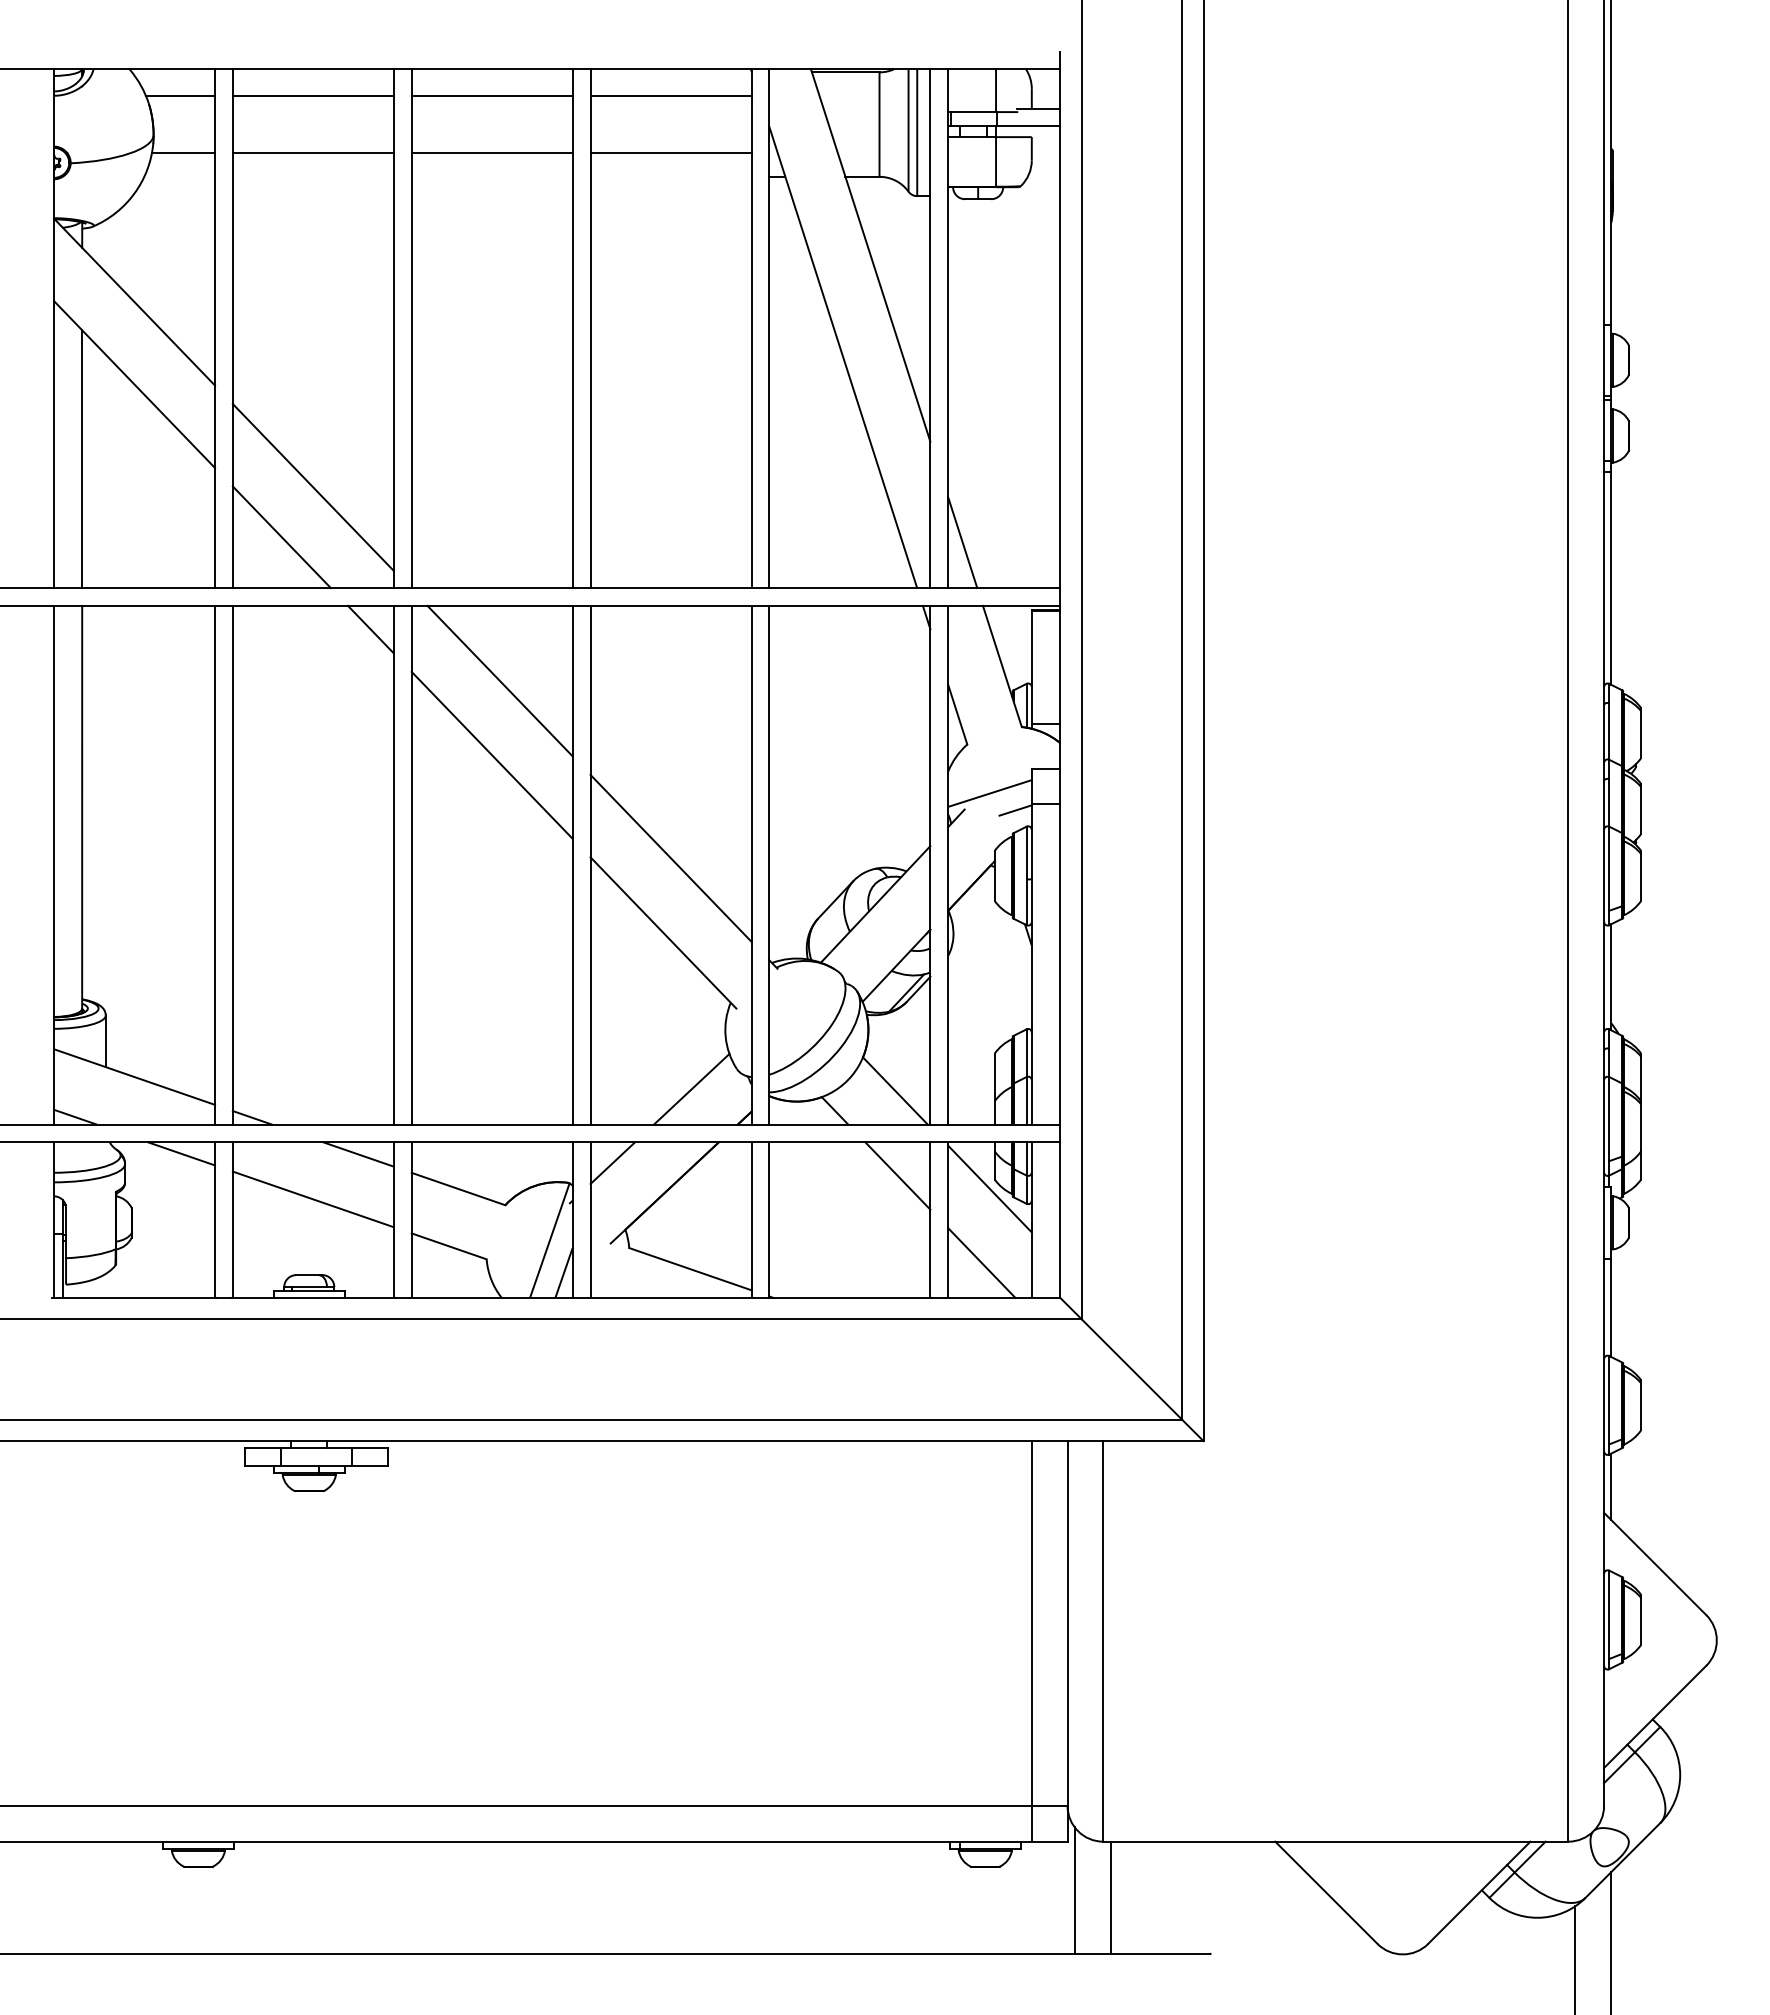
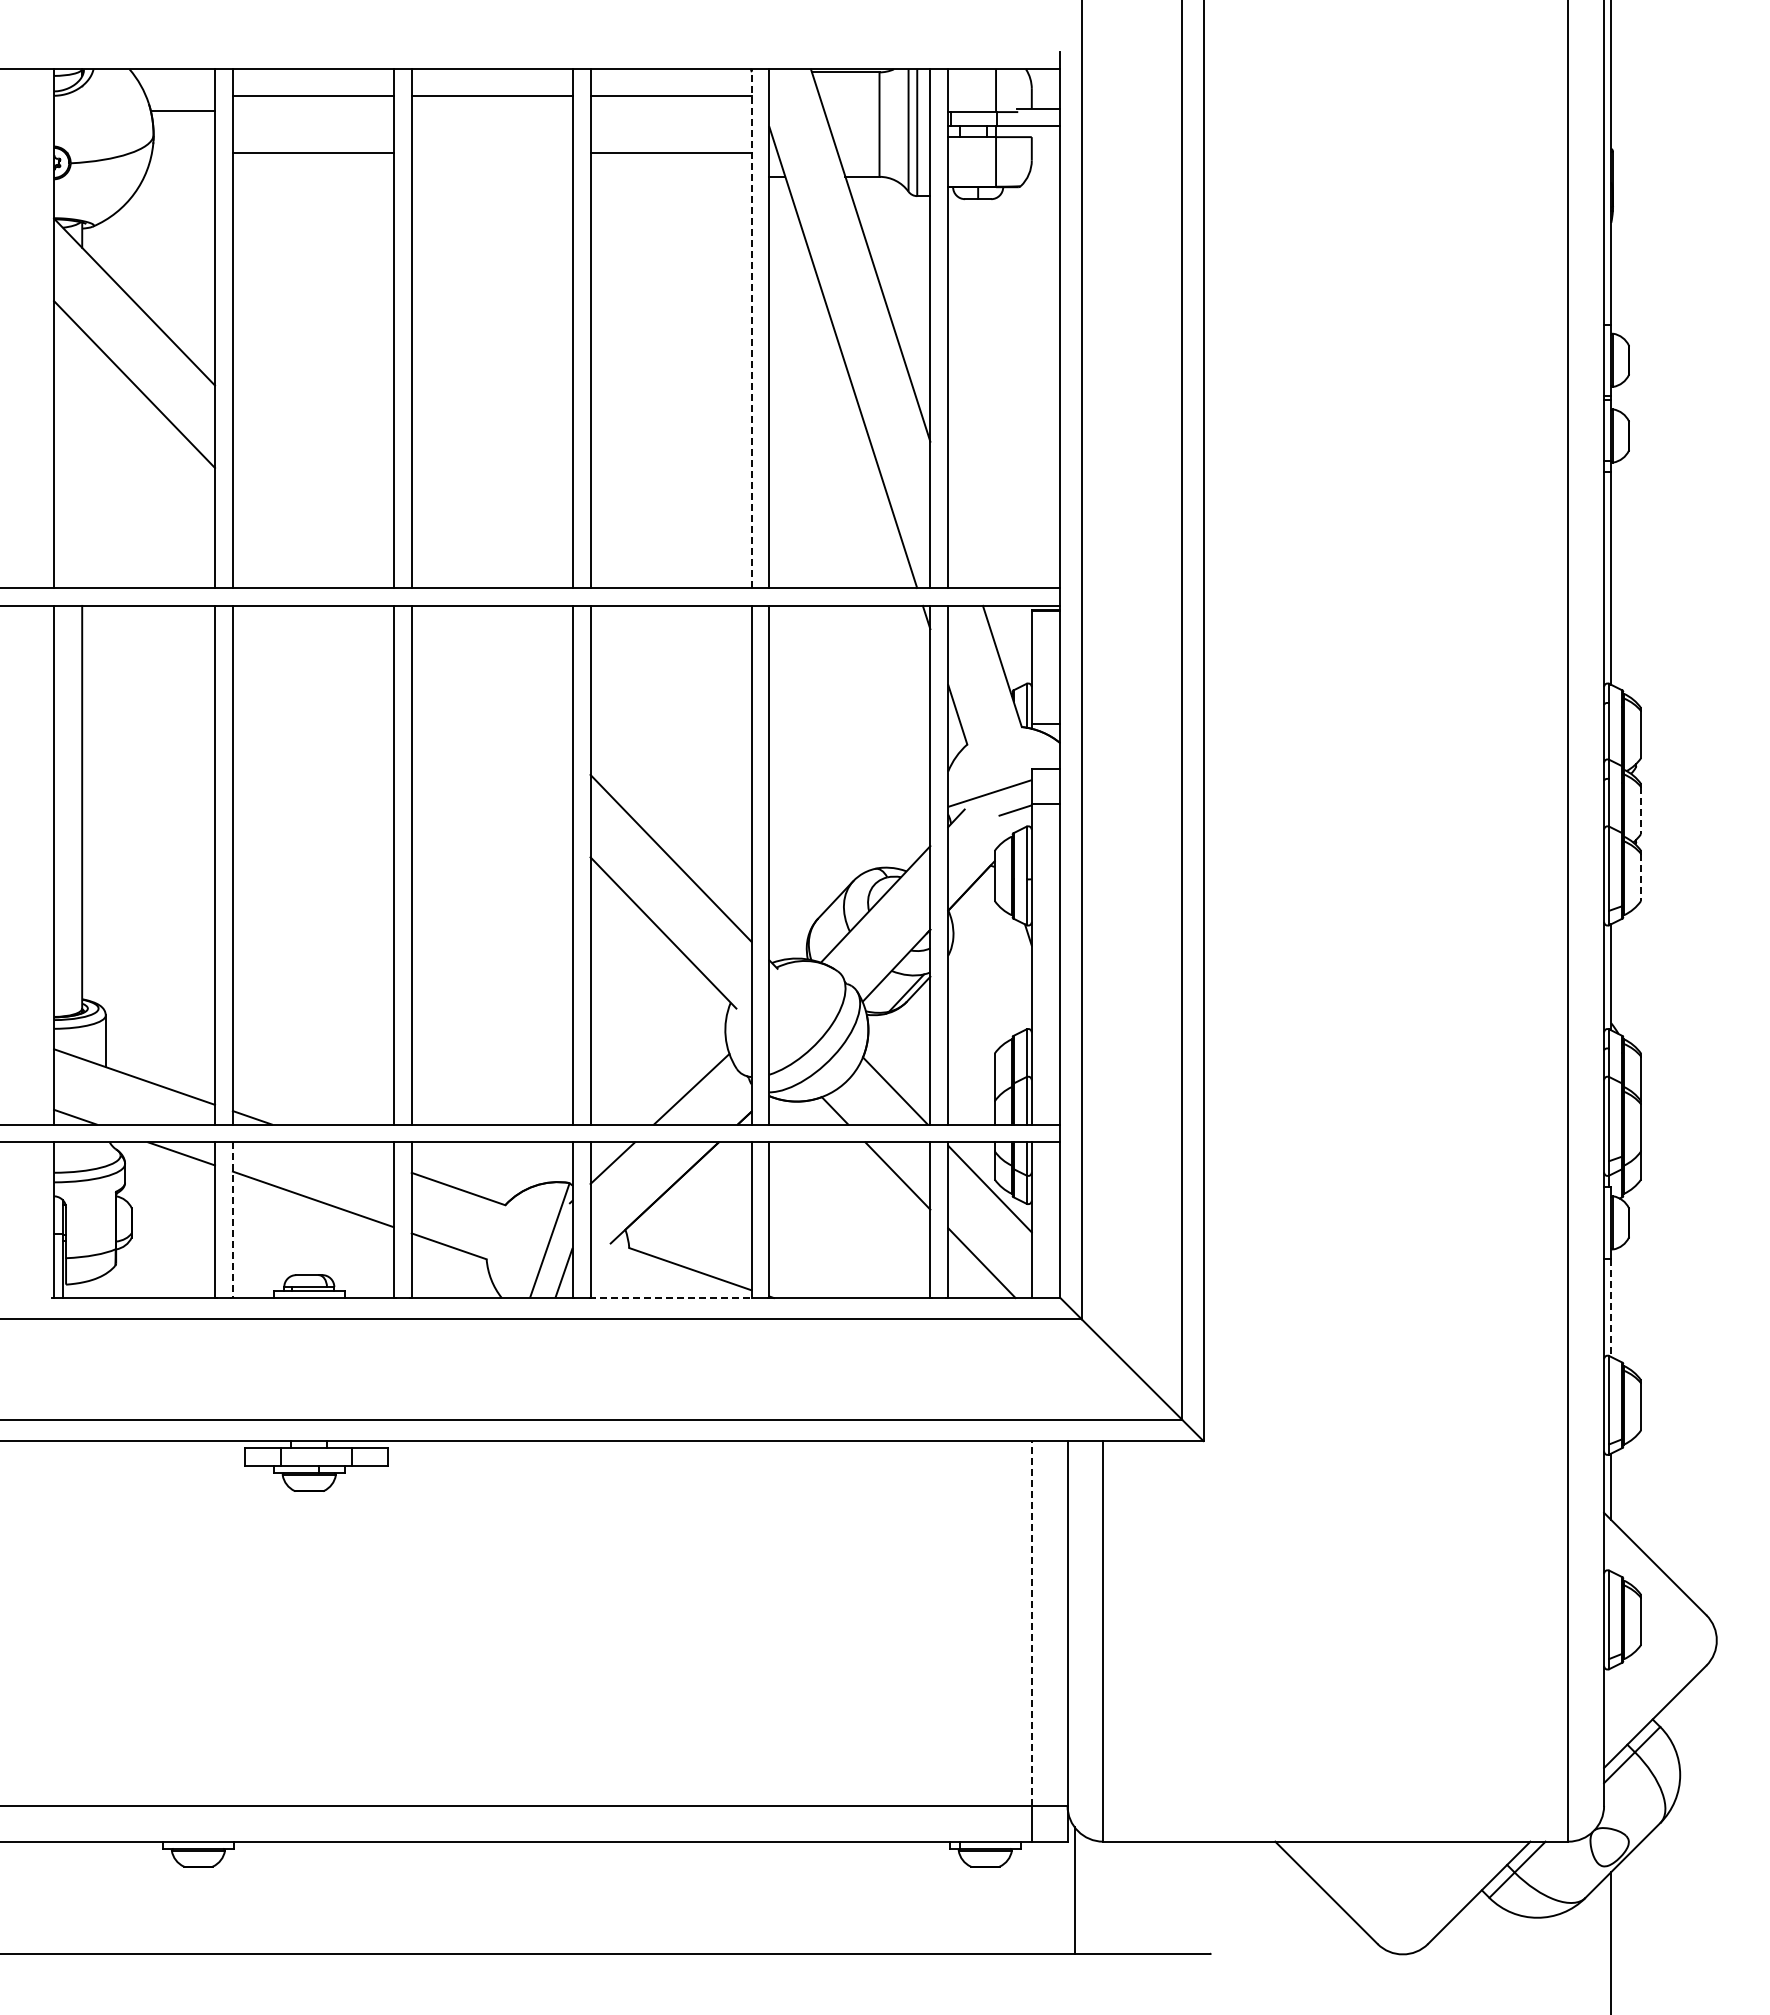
line: present -> none (180, 96)
line position: (183, 153) -> (183, 111) (183, 111)
line: present -> none (491, 153)
line: solid -> dashed (751, 328)
line: present -> none (82, 459)
line: present -> none (312, 487)
line: present -> none (281, 537)
line: present -> none (962, 542)
line: present -> none (370, 629)
line: present -> none (499, 680)
line: present -> none (491, 754)
line: solid -> dashed (1641, 810)
line: solid -> dashed (1641, 877)
line: present -> none (358, 1154)
line: solid -> dashed (232, 1220)
line: solid -> dashed (671, 1298)
line: solid -> dashed (1611, 1308)
line: solid -> dashed (1031, 1623)
line: present -> none (1110, 1897)
line: present -> none (1575, 1958)
